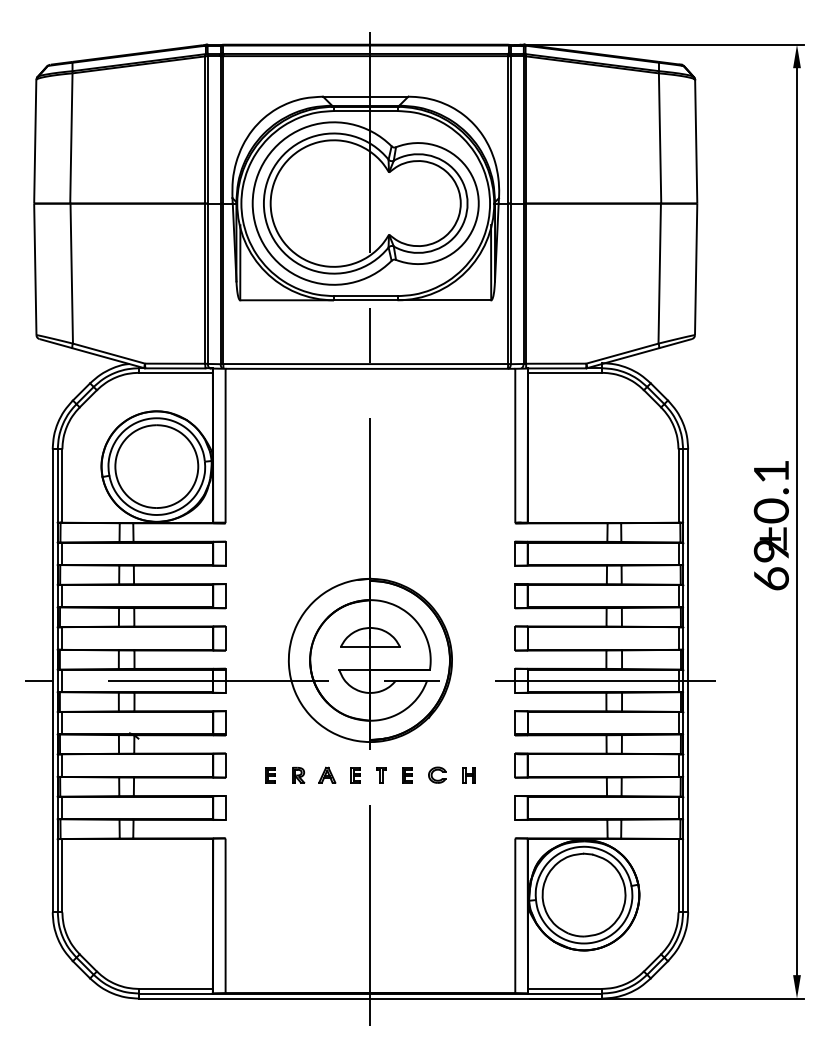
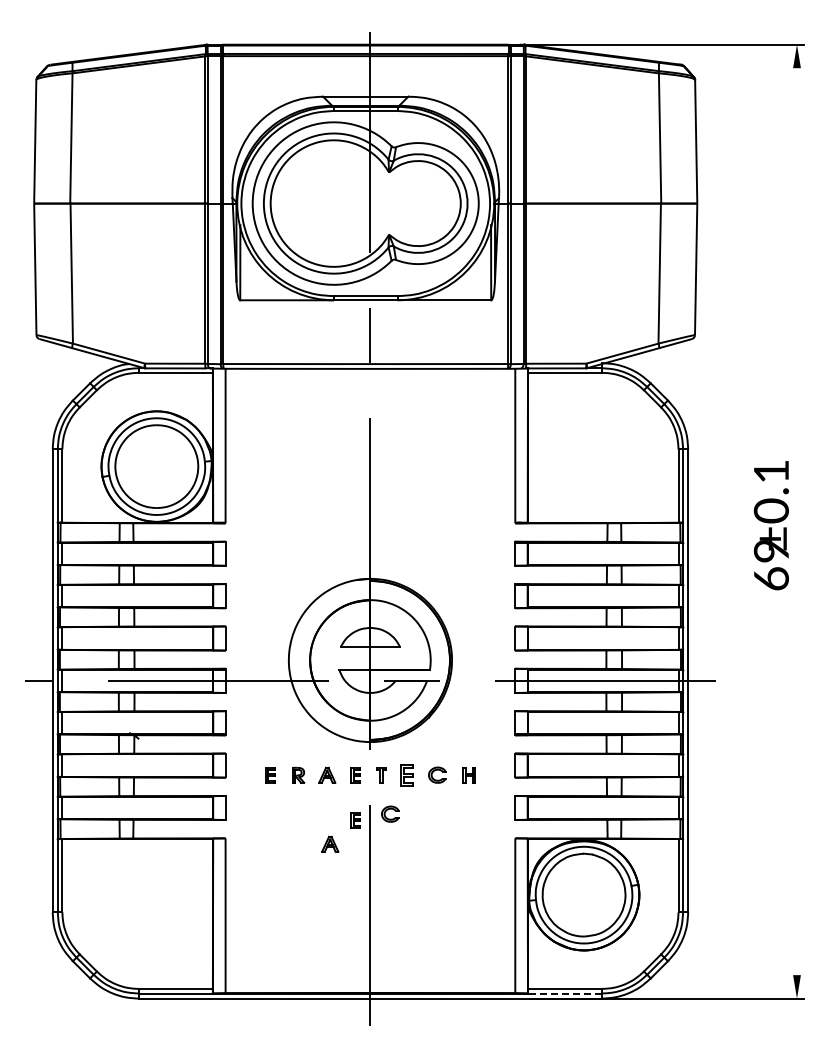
line: present -> none (797, 521)
part size: 11x17 px -> 14x23 px (406, 775)
part: none -> present (390, 813)
part: none -> present (355, 820)
part: none -> present (330, 843)
line: solid -> dashed (565, 993)
